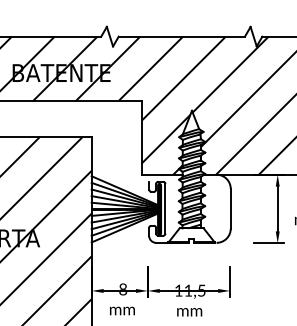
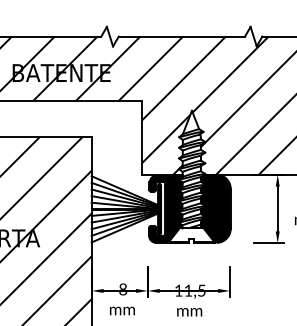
fill: none -> present (165, 208)
fill: none -> present (215, 208)
